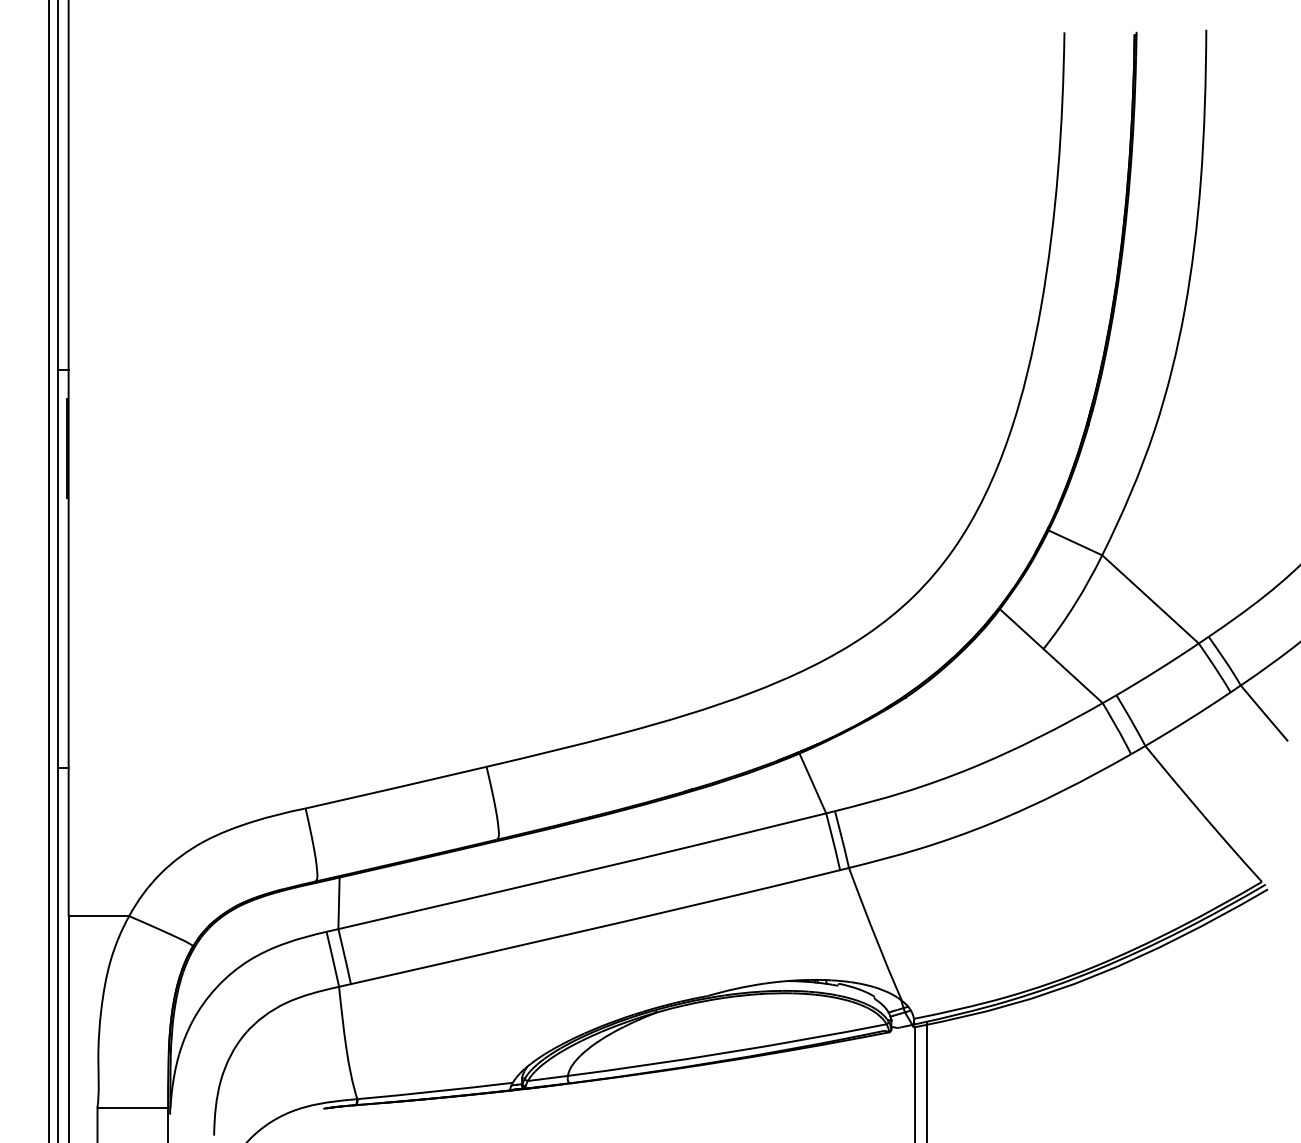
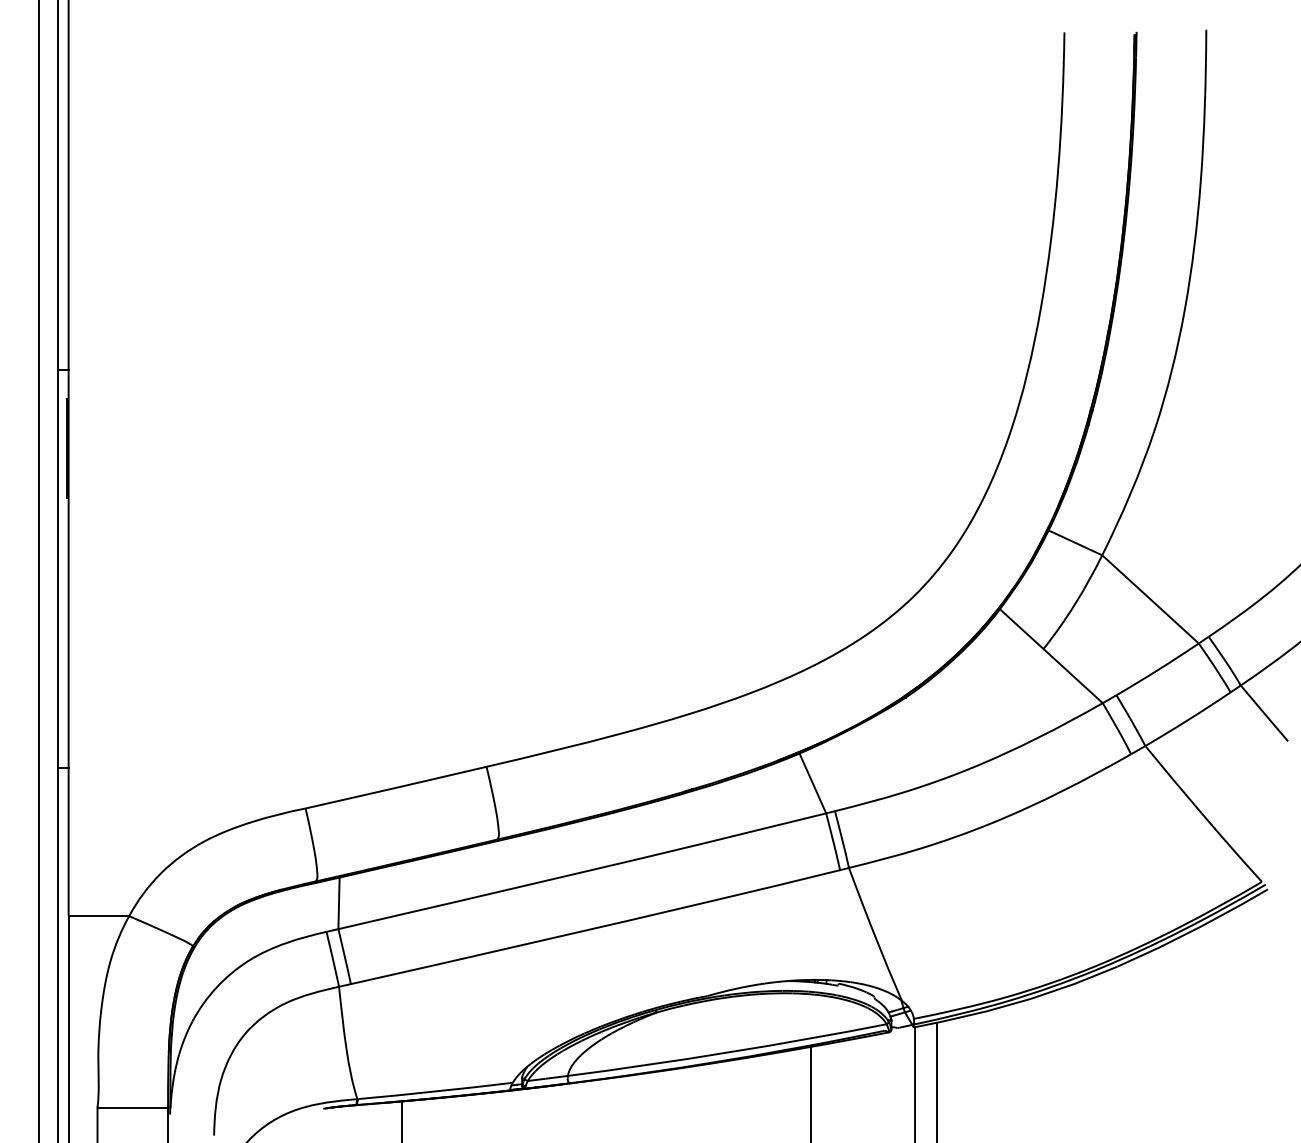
line position: (49, 570) -> (39, 570) (39, 570)
line position: (926, 1080) -> (936, 1080) (936, 1080)
line: none -> present (811, 1092)
line: none -> present (401, 1120)
